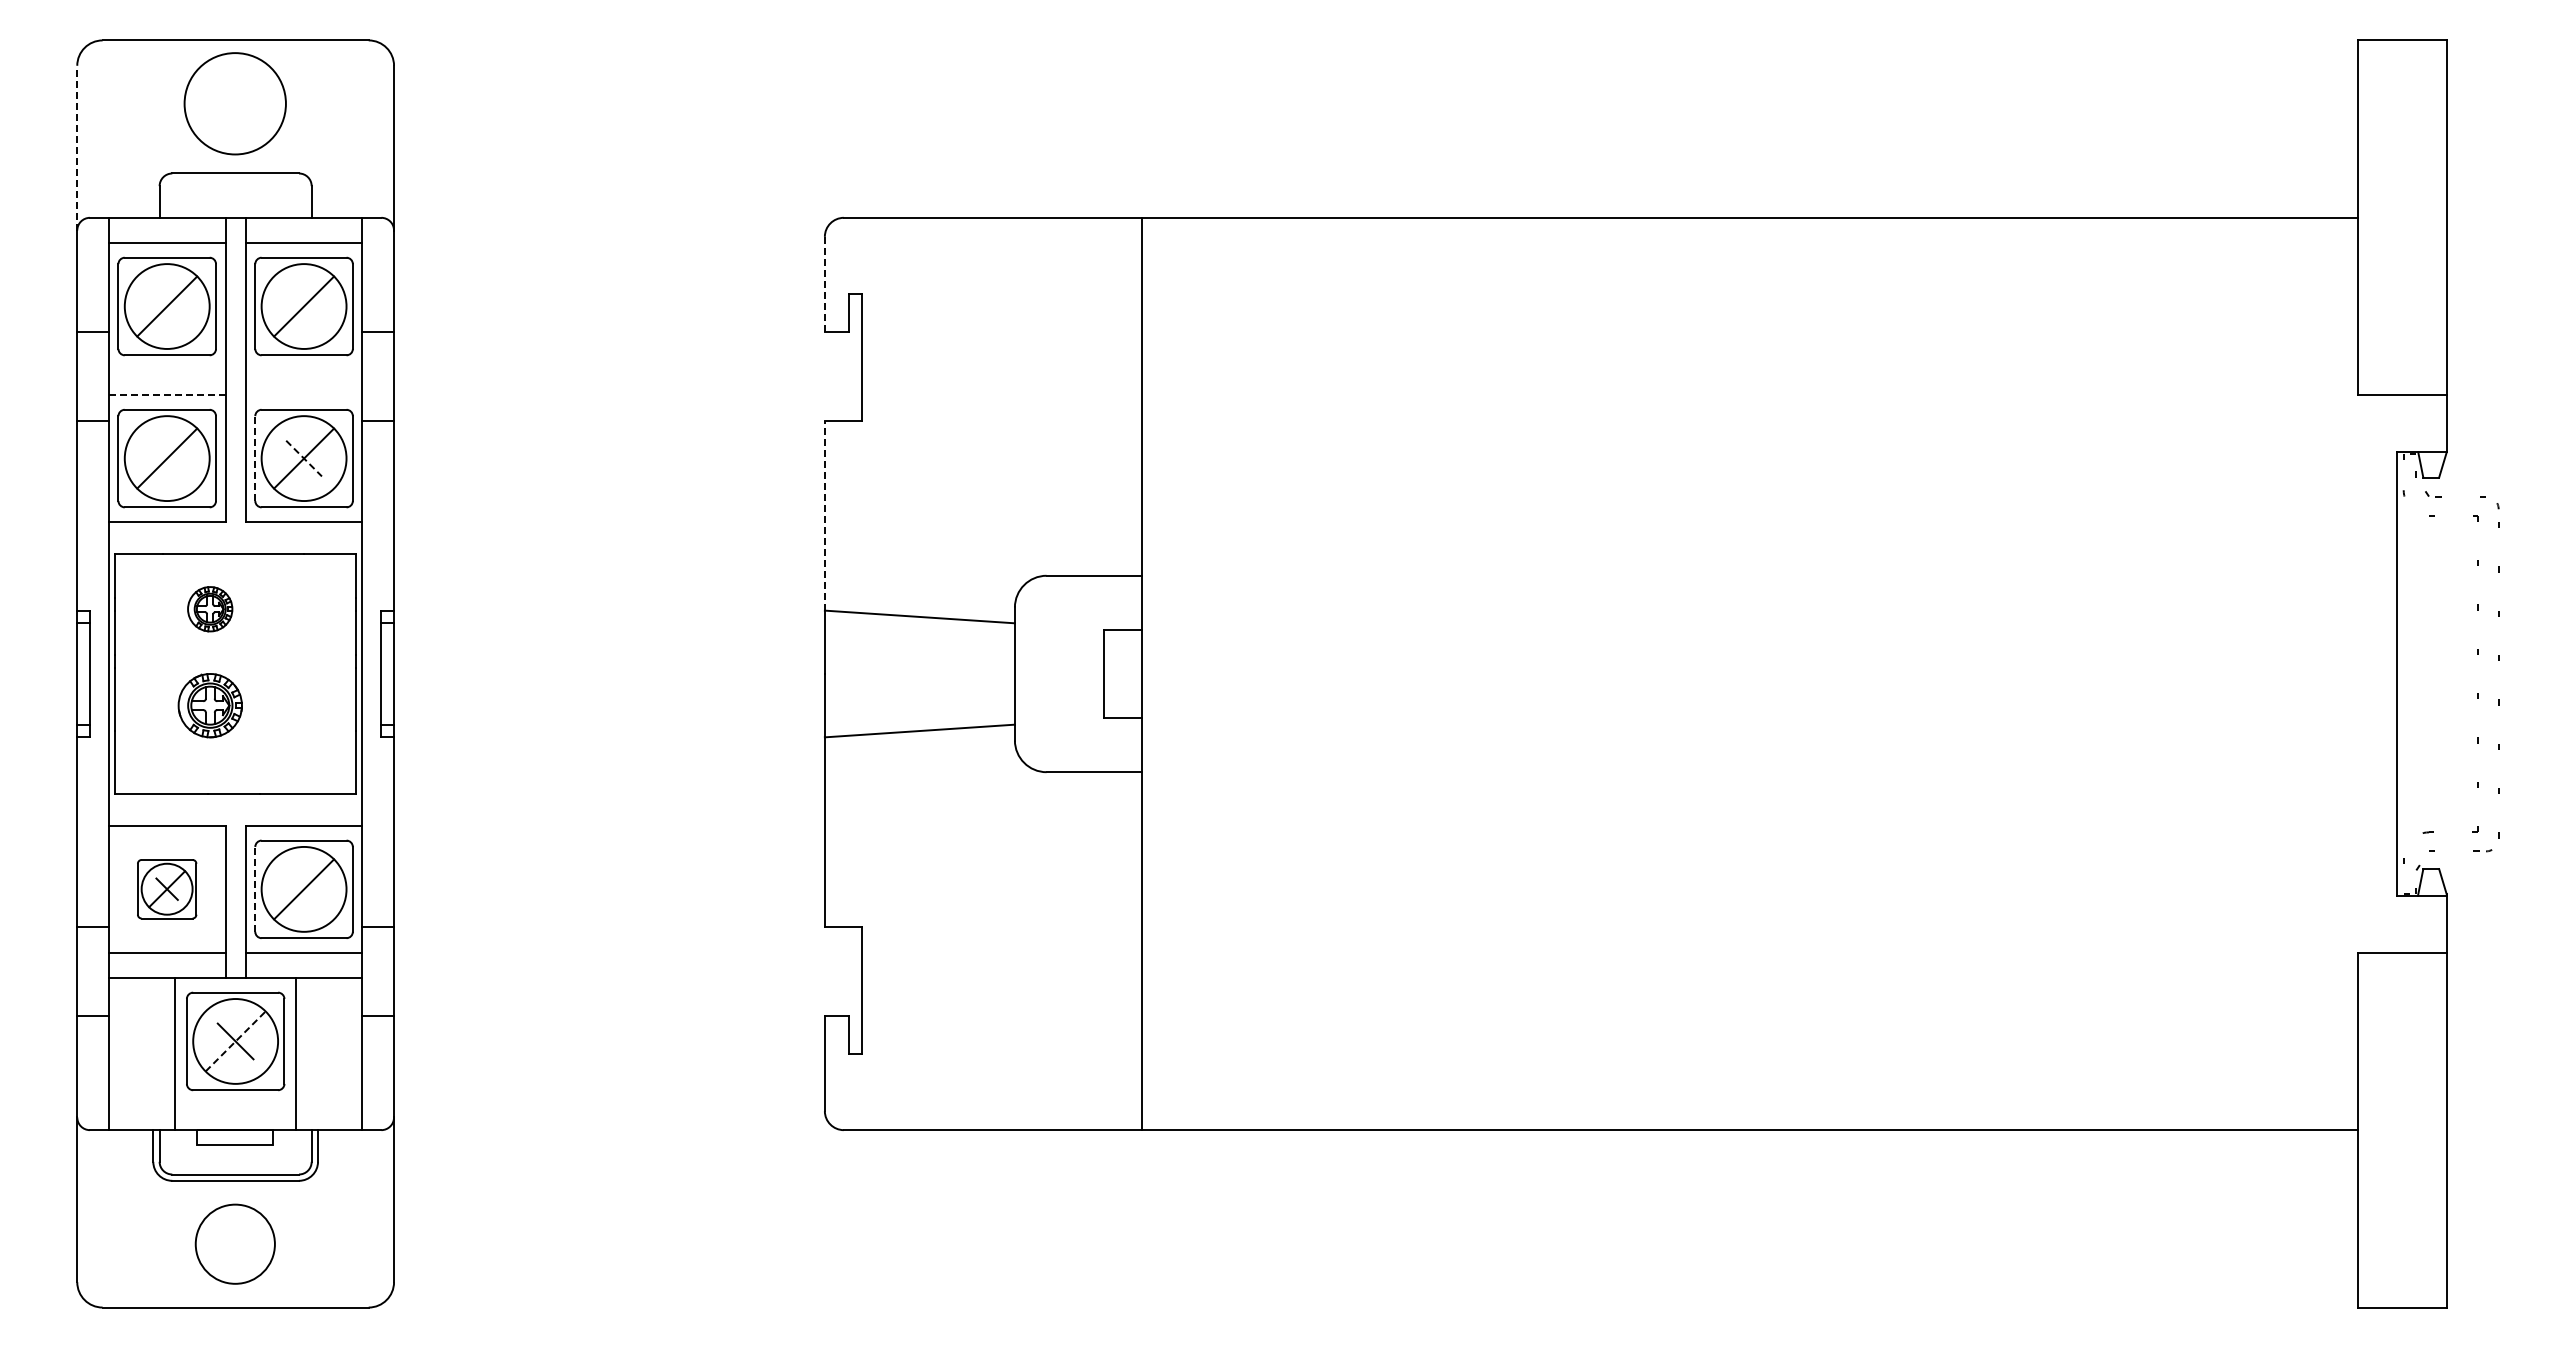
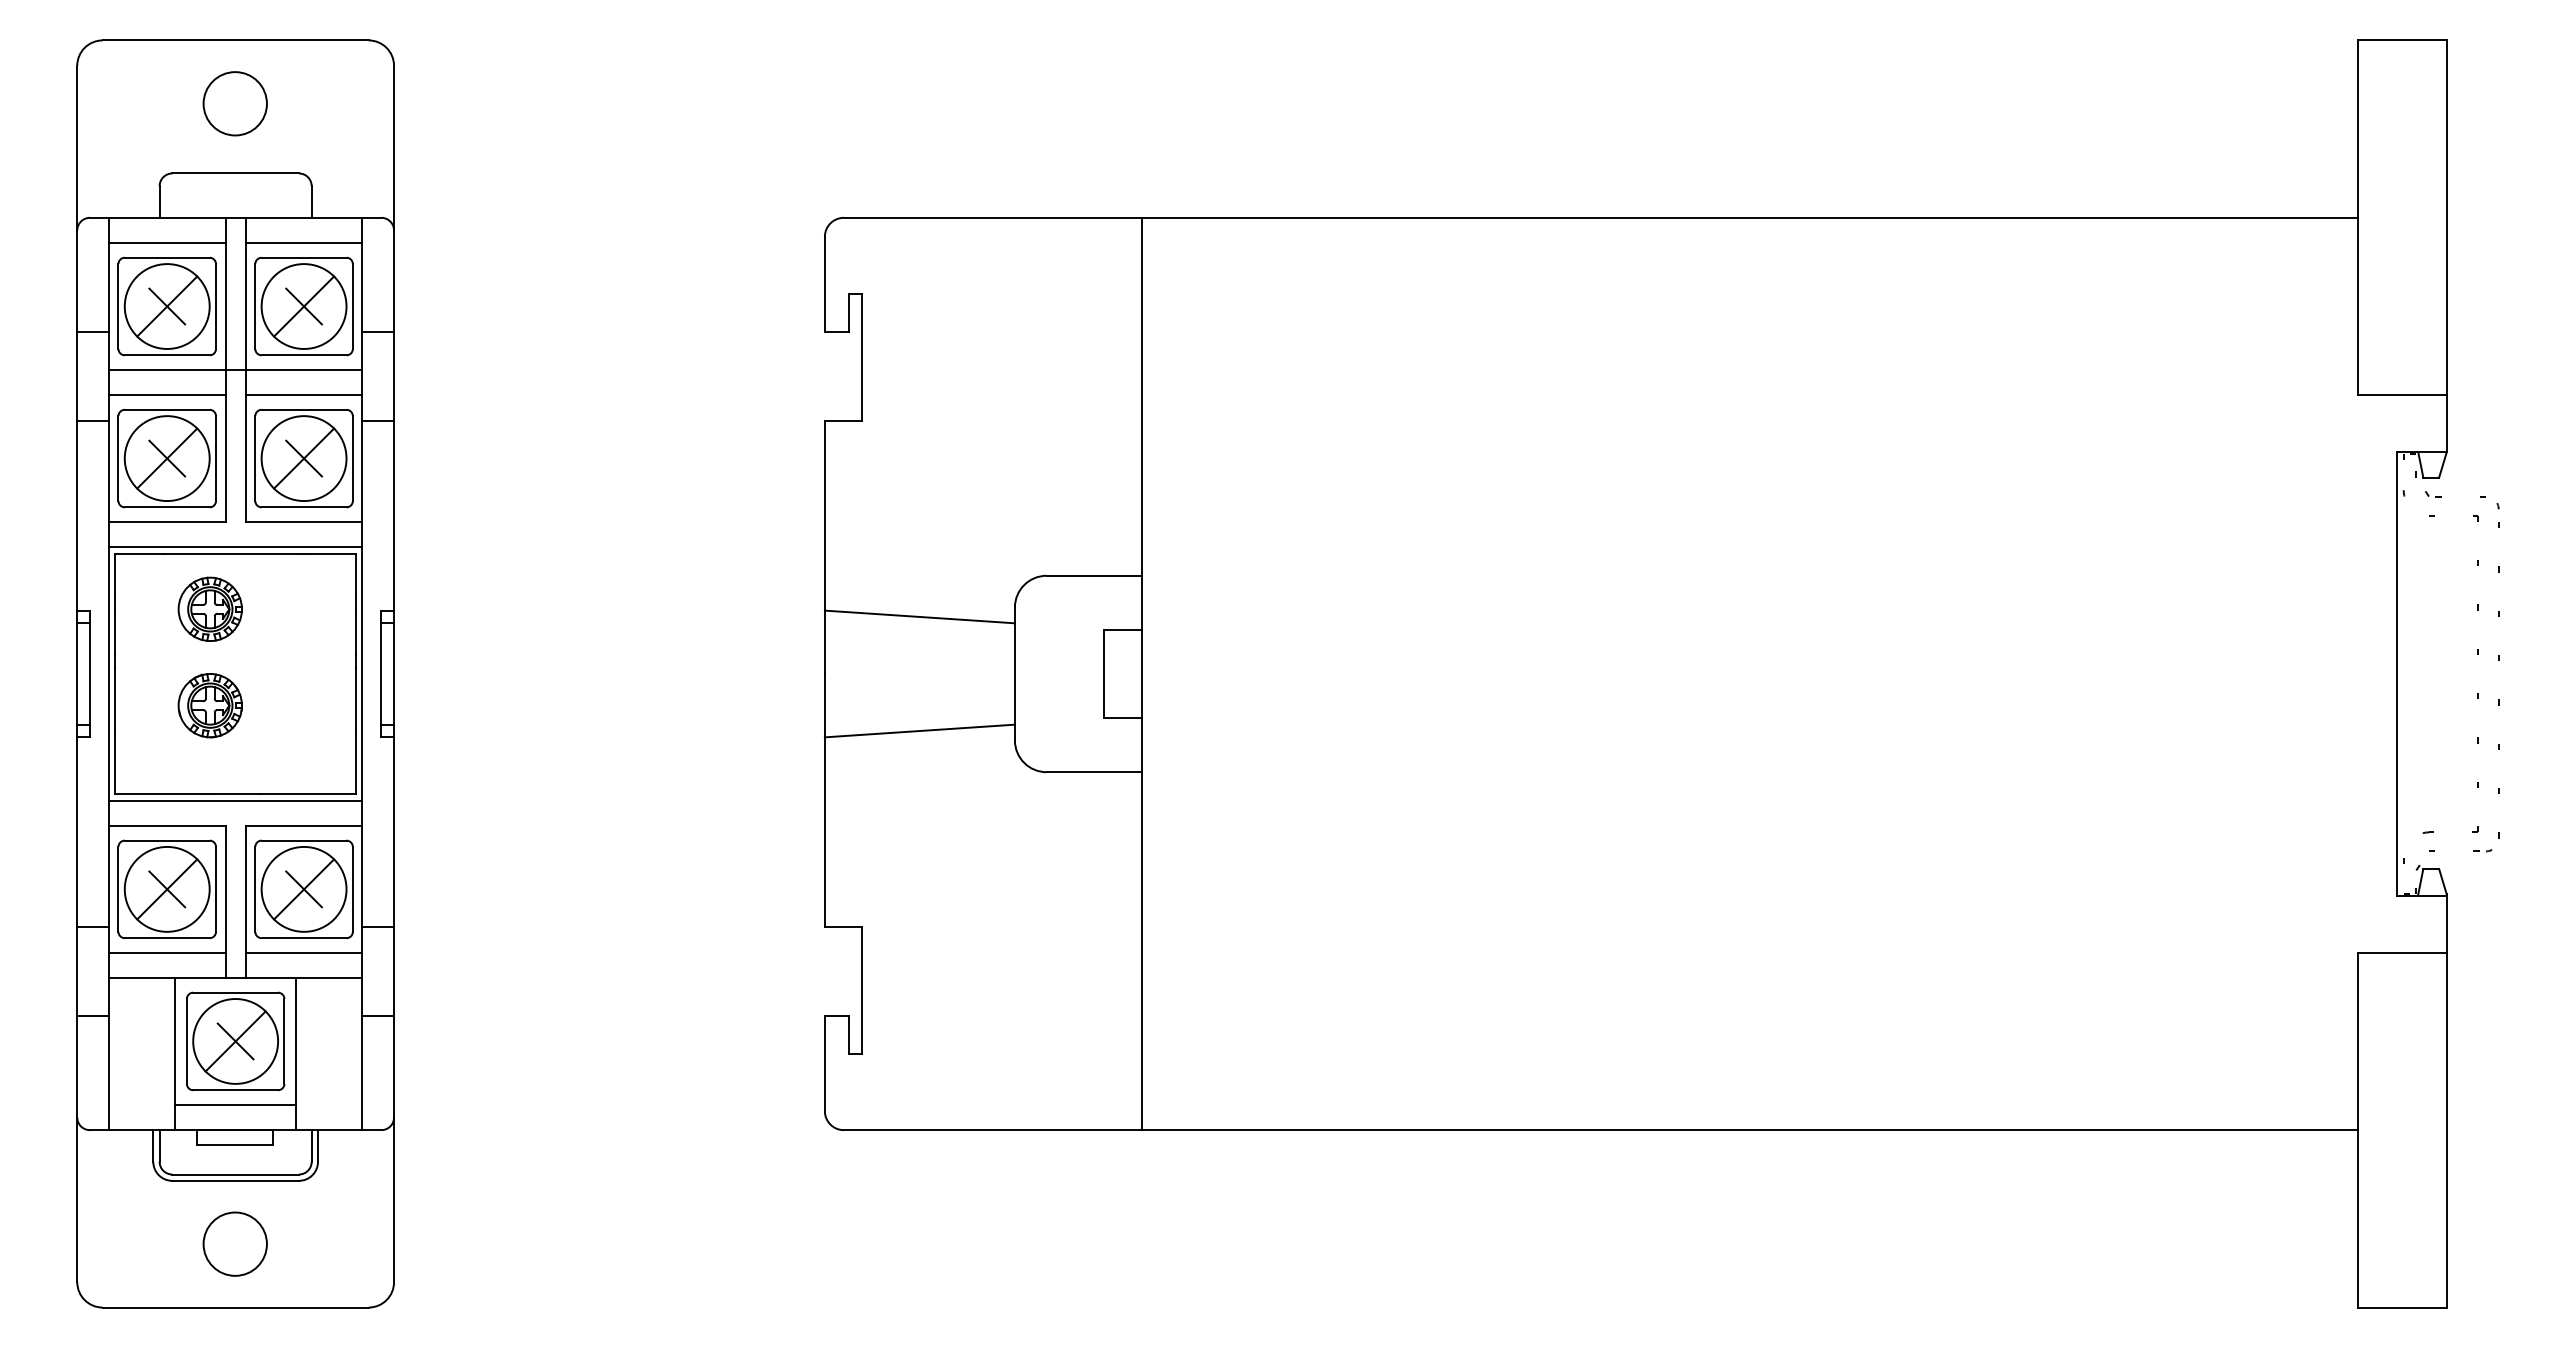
circle diameter: 101 px -> 63 px (234, 103)
line: dashed -> solid (77, 147)
line: dashed -> solid (824, 284)
line: none -> present (167, 306)
line: none -> present (303, 306)
line: none -> present (235, 369)
line: dashed -> solid (167, 395)
line: none -> present (303, 395)
line: none -> present (167, 458)
line: dashed -> solid (255, 458)
line: dashed -> solid (304, 458)
line: dashed -> solid (824, 515)
line: none -> present (235, 547)
part size: 47x47 px -> 66x66 px (209, 608)
line: none -> present (235, 800)
line: dashed -> solid (255, 888)
part size: 61x61 px -> 100x100 px (166, 888)
line: none -> present (303, 889)
line: dashed -> solid (236, 1041)
line: none -> present (235, 1104)
circle size: 82x82 px -> 66x66 px (234, 1243)
